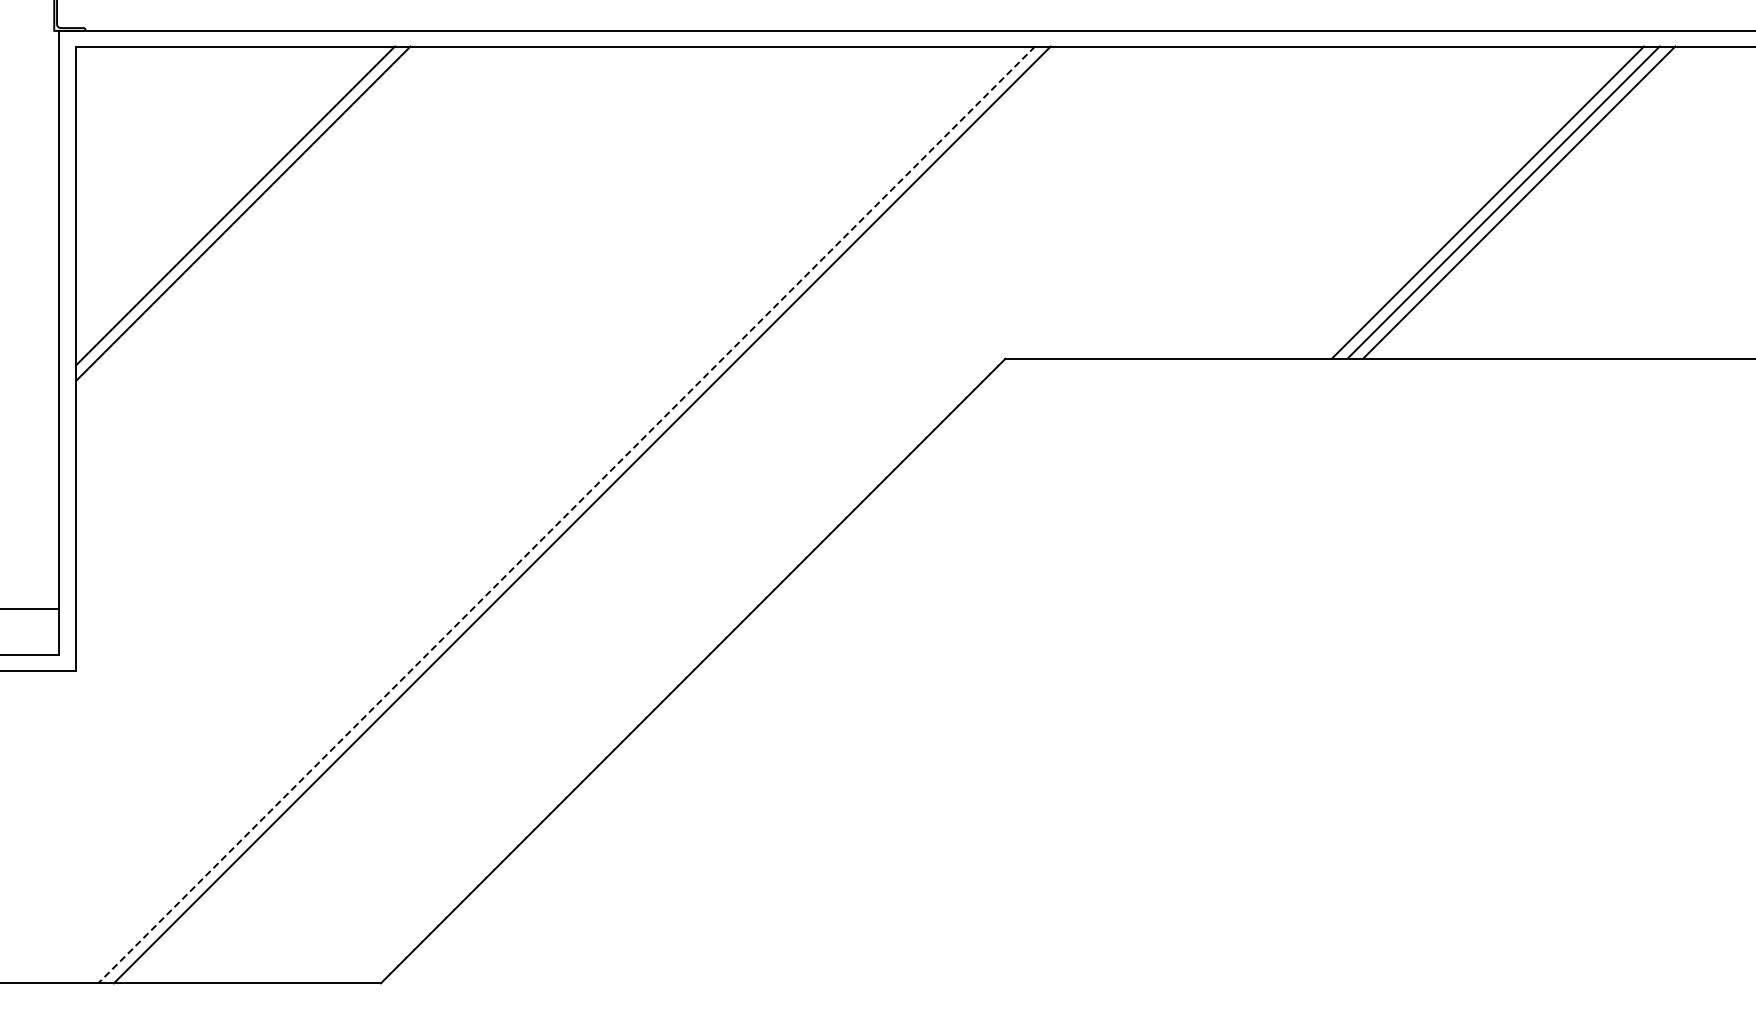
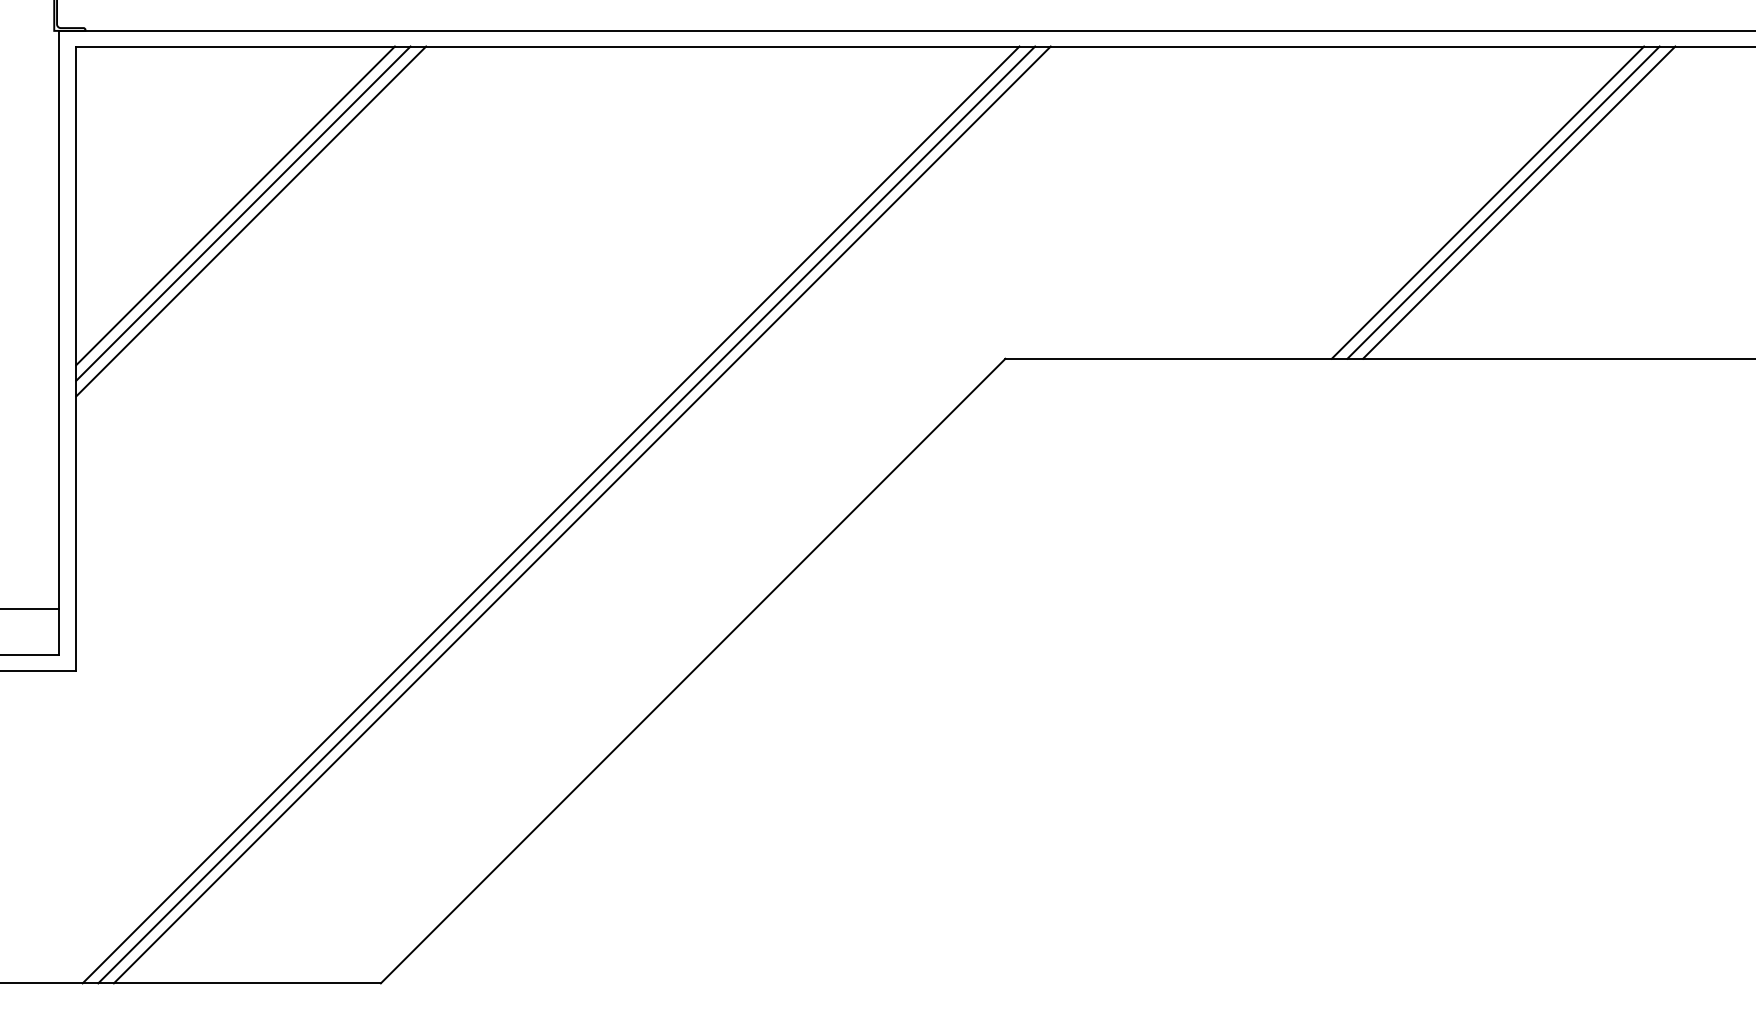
line: none -> present (251, 221)
line: none -> present (550, 514)
line: dashed -> solid (566, 515)
